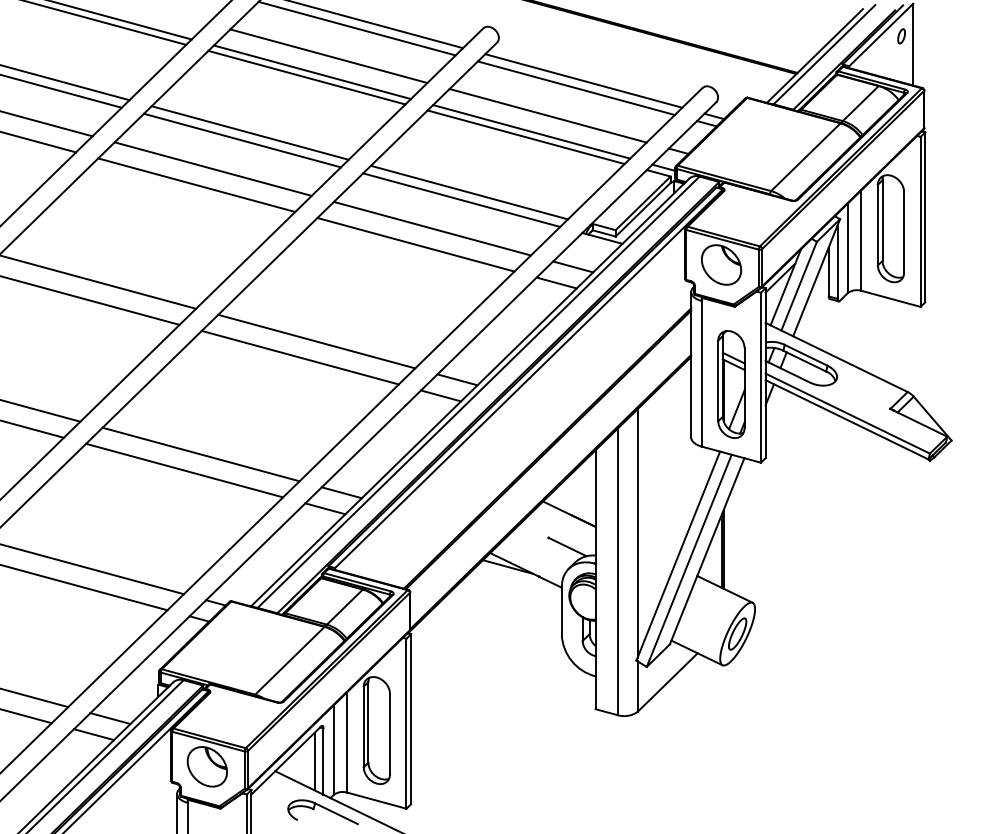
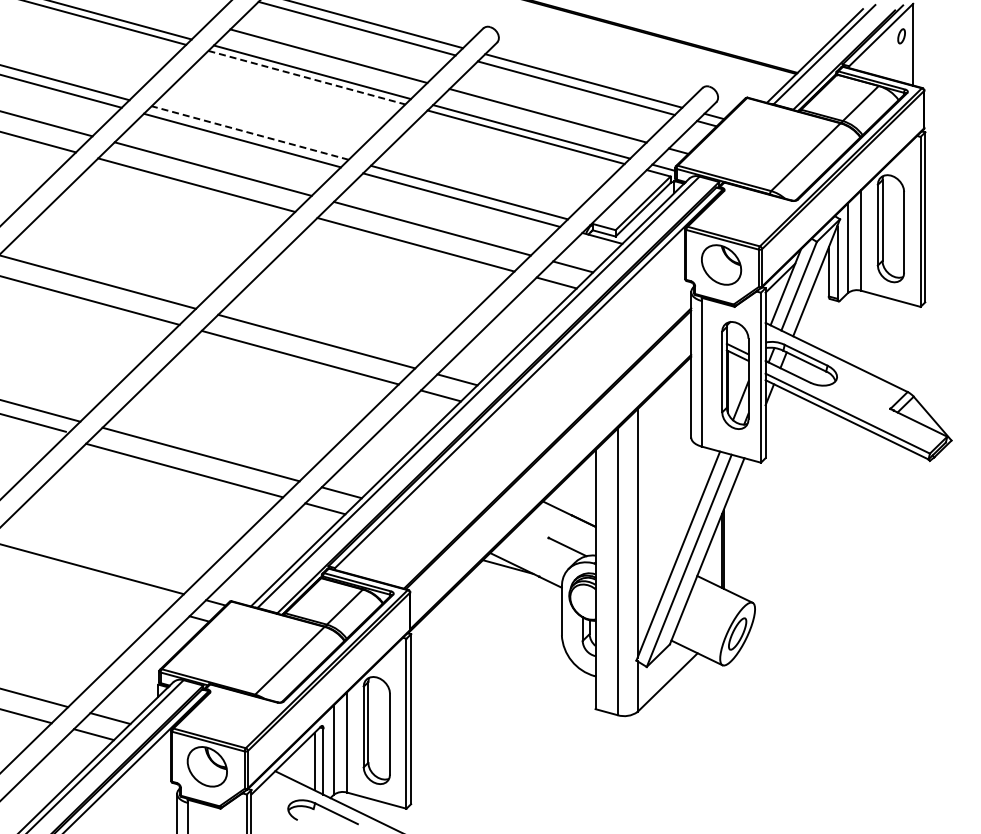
line: solid -> dashed (307, 77)
line: solid -> dashed (249, 132)
part position: (731, 384) -> (735, 375) (735, 375)
line position: (32, 428) -> (33, 422) (33, 422)
line: present -> none (84, 587)
